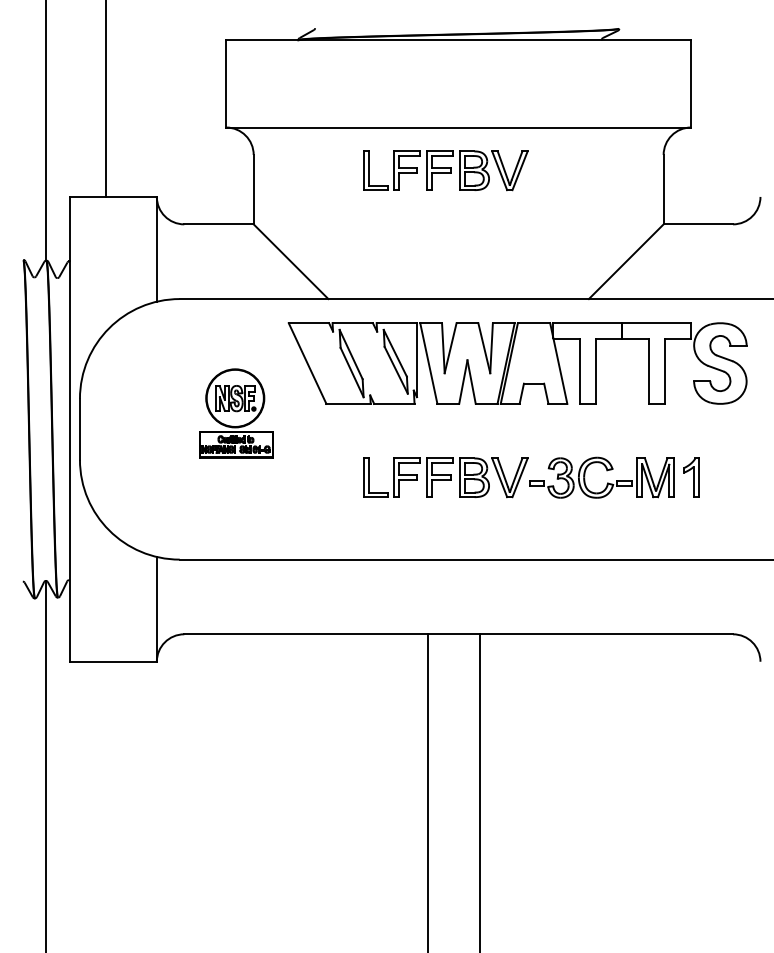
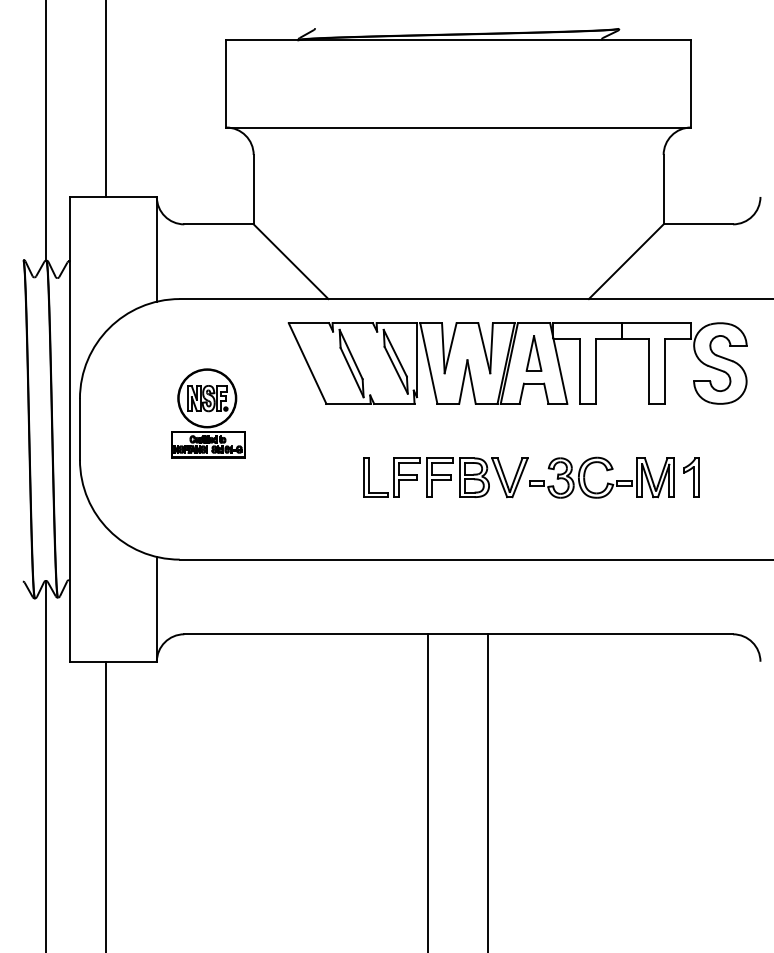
part: present -> none (445, 170)
part: none -> present (533, 353)
part position: (236, 413) -> (208, 413) (208, 413)
line position: (480, 791) -> (488, 791) (488, 791)
line: none -> present (105, 805)
